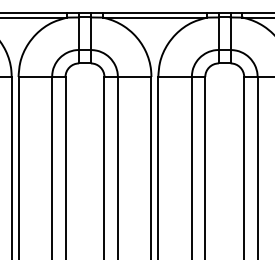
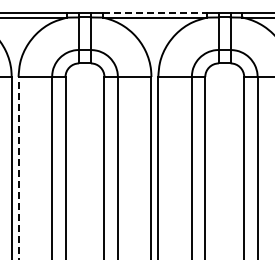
line: solid -> dashed (155, 13)
line: solid -> dashed (18, 167)
